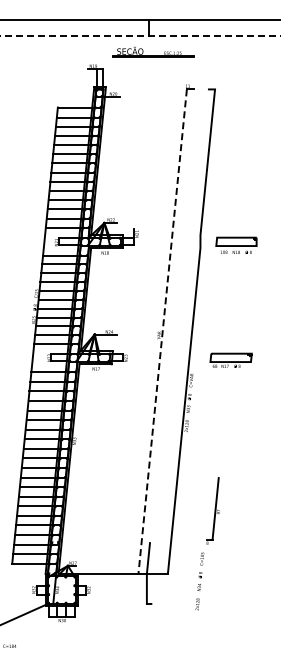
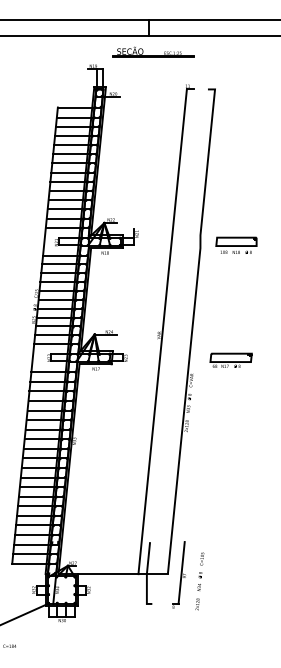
line: dashed -> solid (140, 36)
line: dashed -> solid (162, 331)
part position: (212, 510) -> (178, 574) (178, 574)
